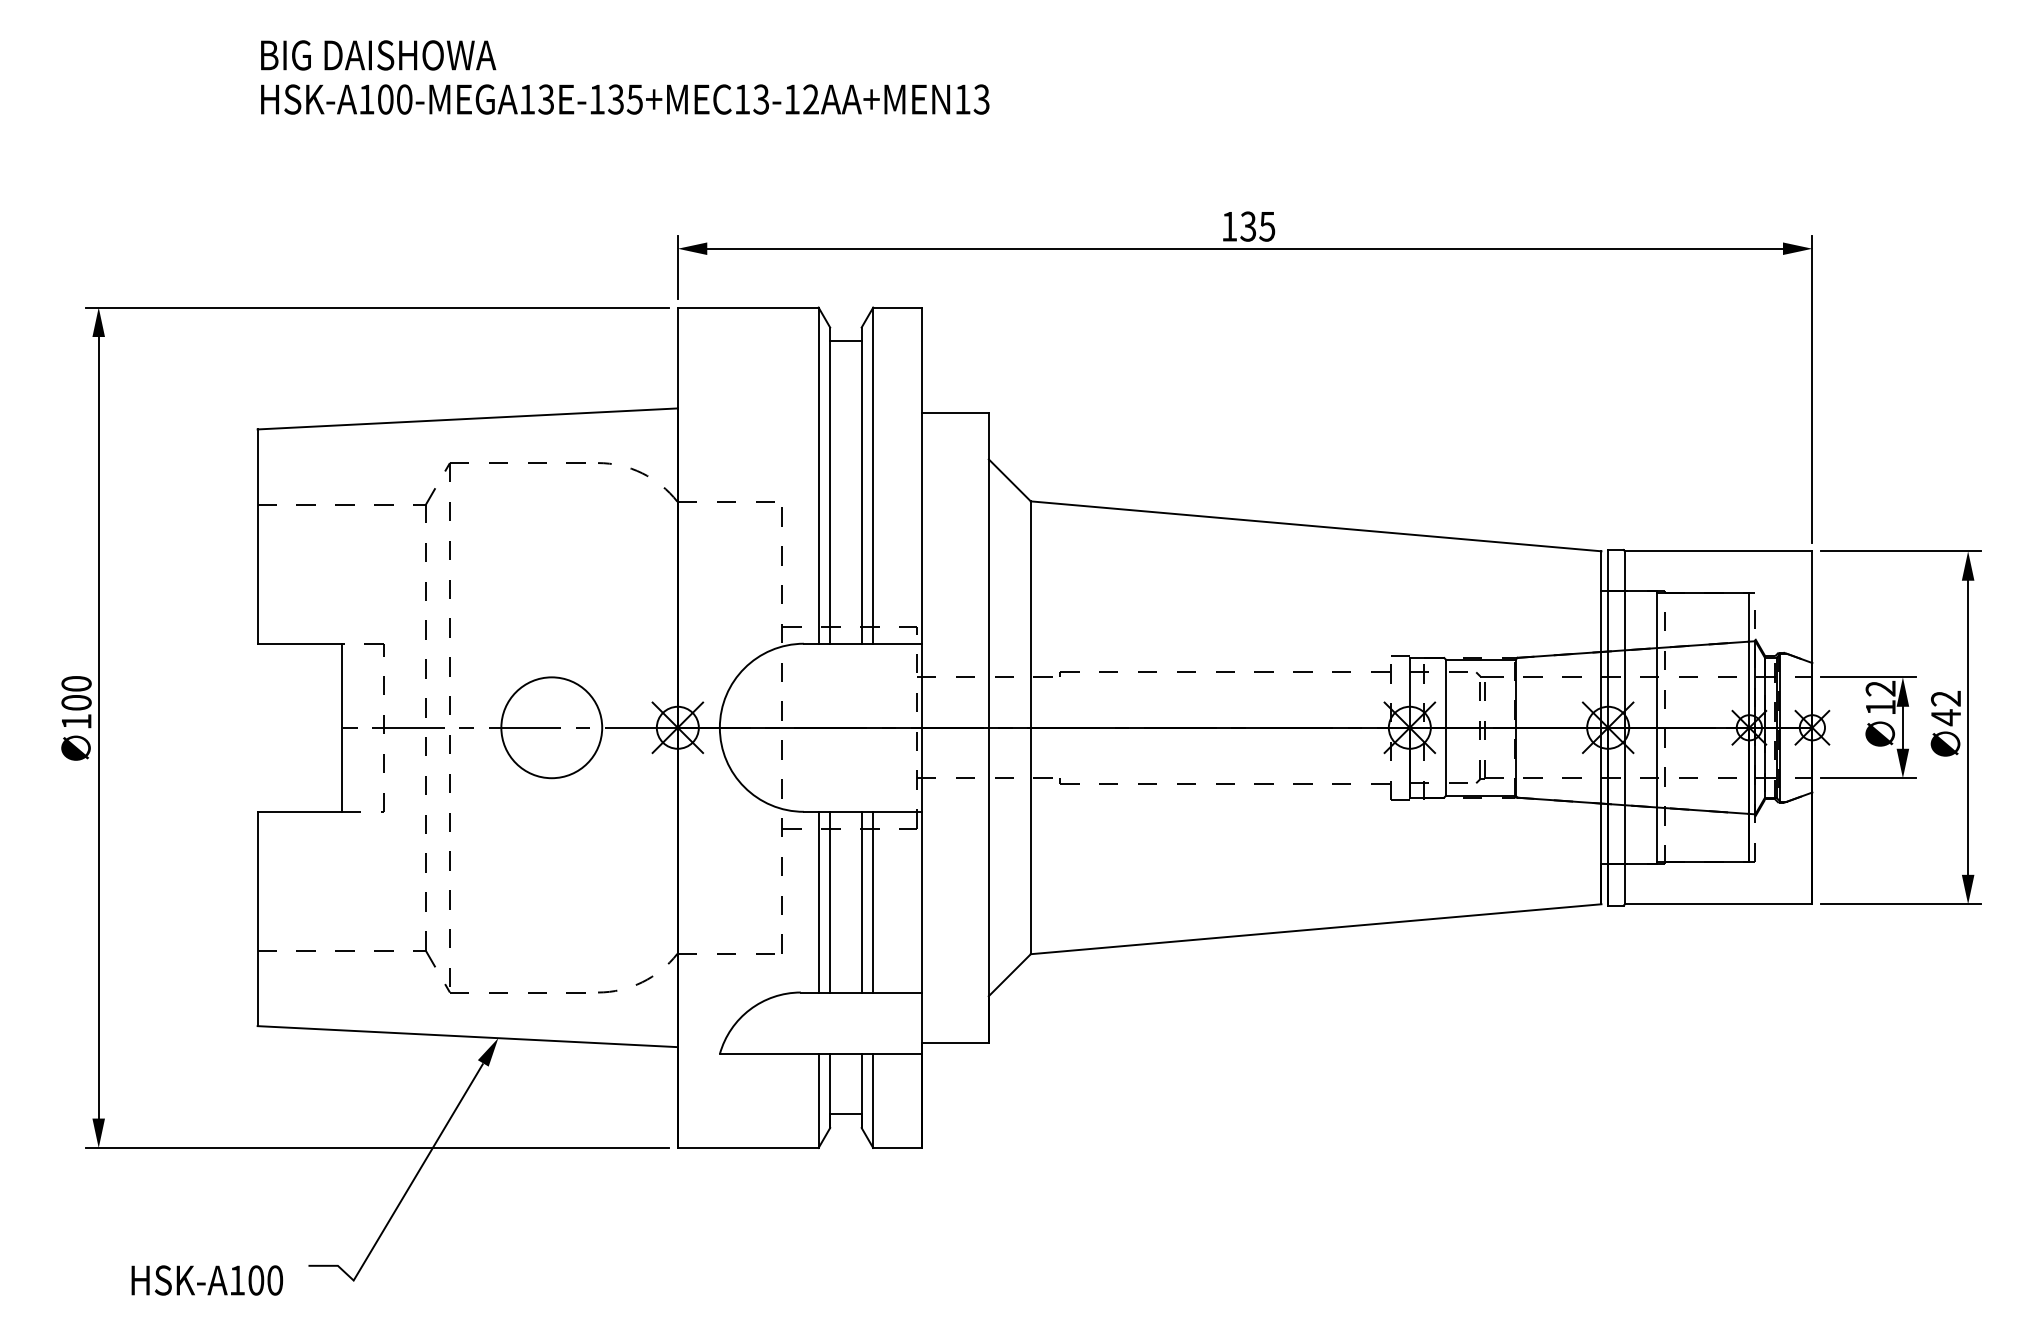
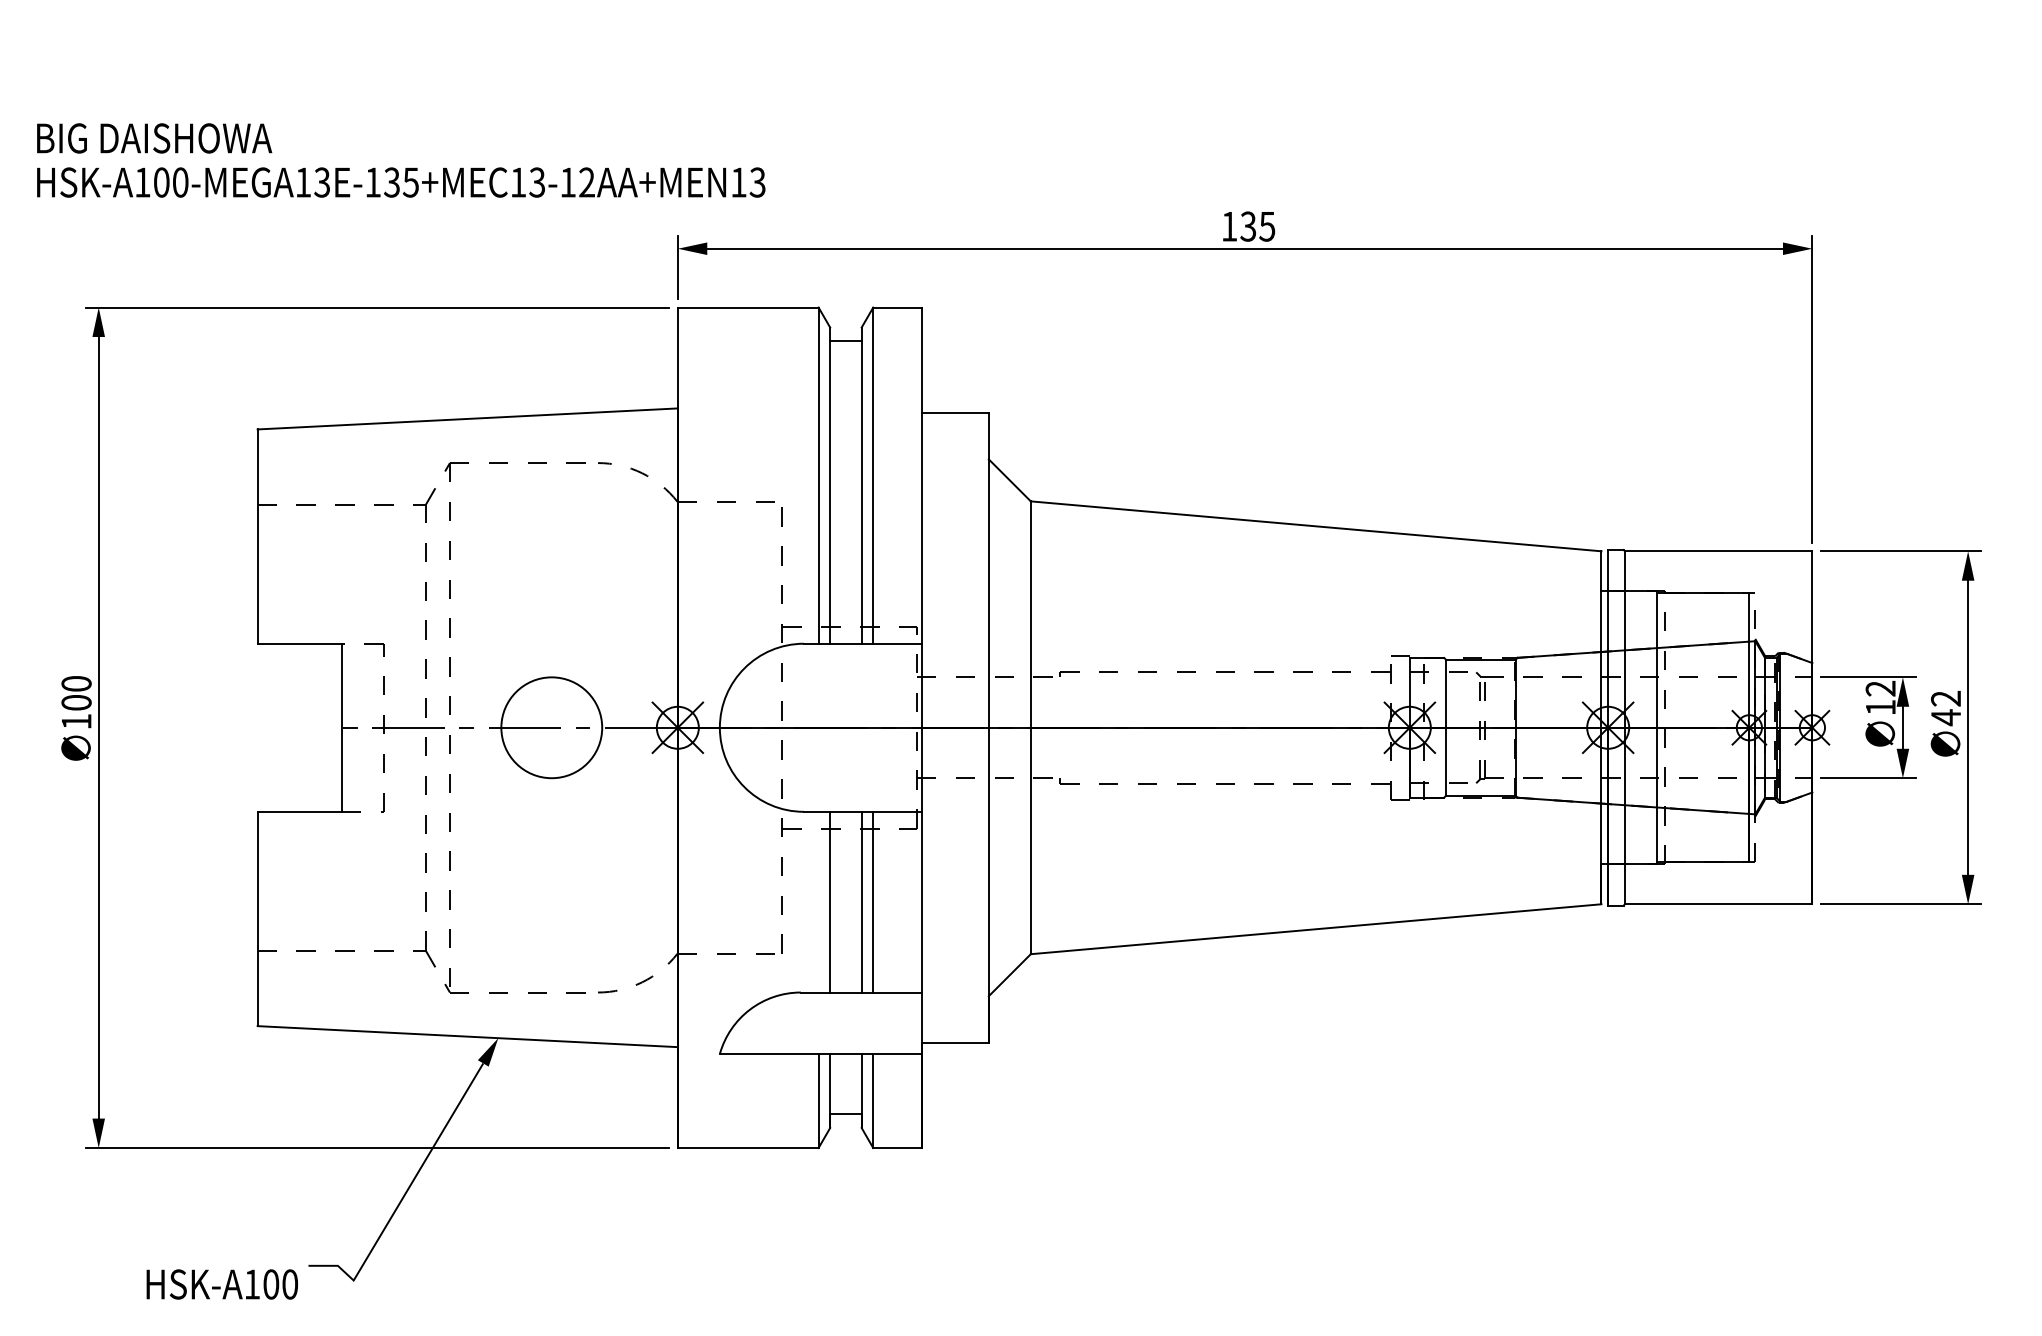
text position: (625, 77) -> (401, 160) (401, 160)
line: present -> none (818, 901)
text position: (206, 1280) -> (221, 1284) (221, 1284)
